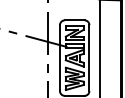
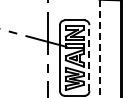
line: solid -> dashed (100, 49)
line: solid -> dashed (89, 58)
